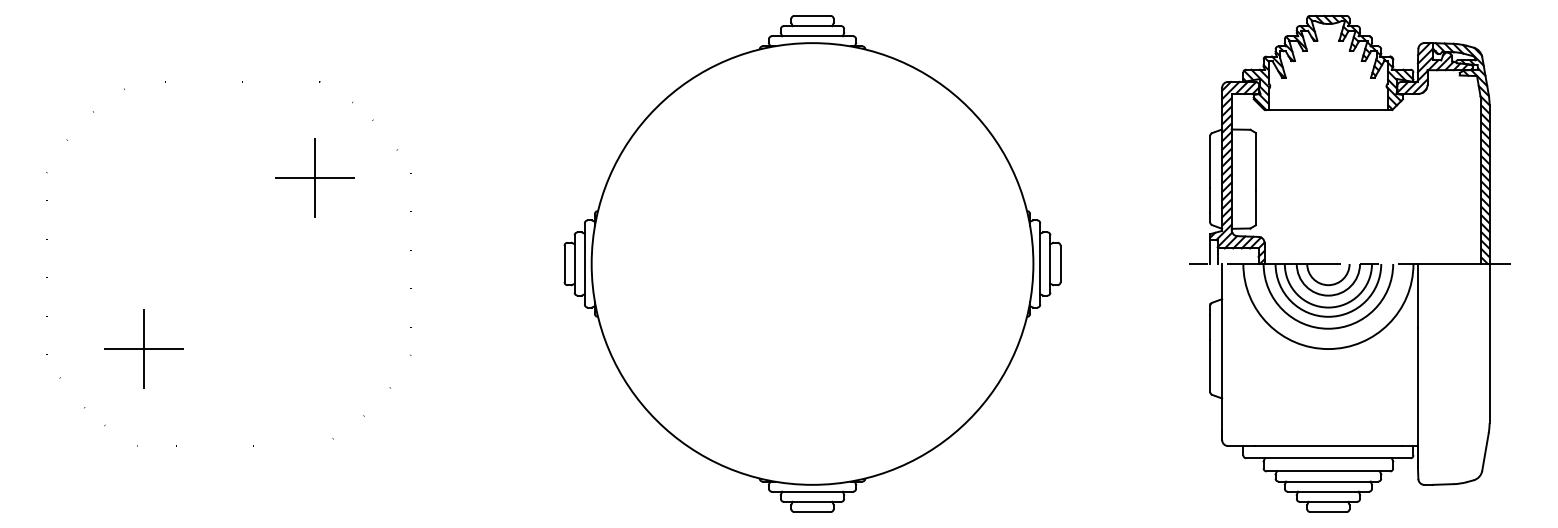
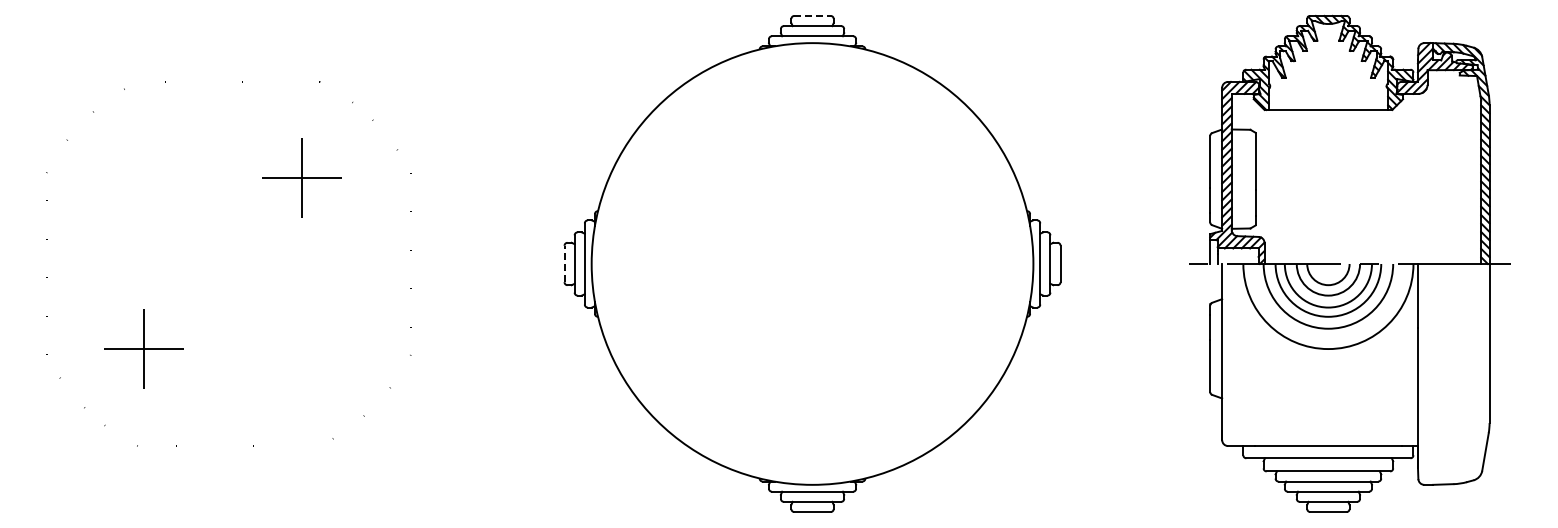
line: solid -> dashed (813, 15)
part position: (314, 177) -> (301, 177) (301, 177)
line: solid -> dashed (564, 263)
